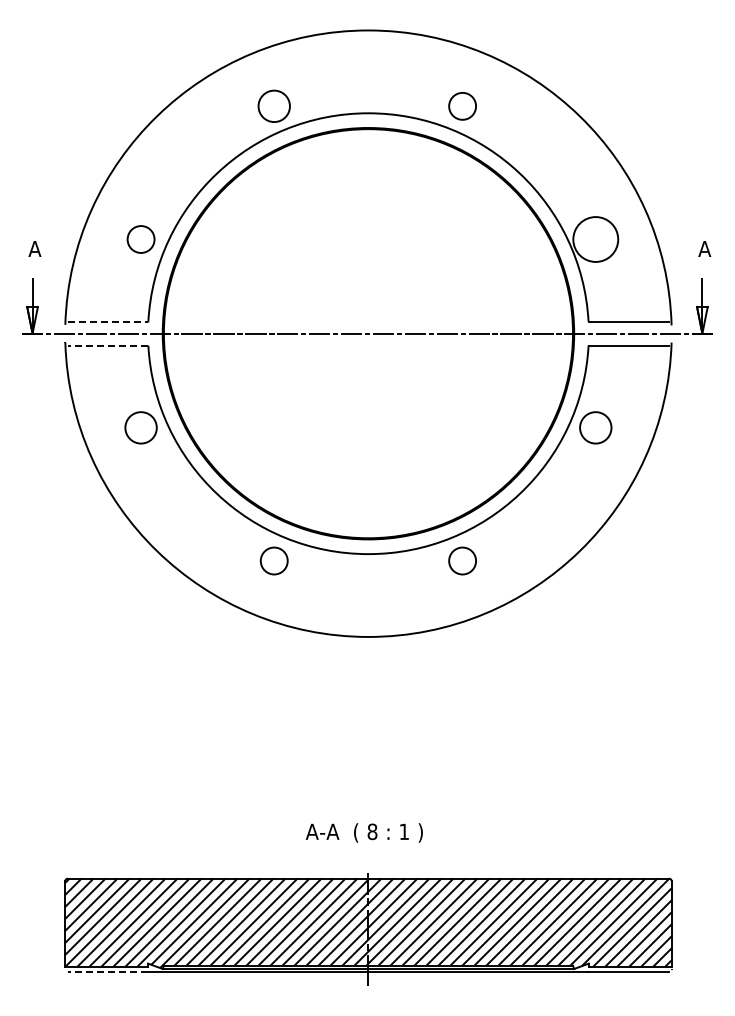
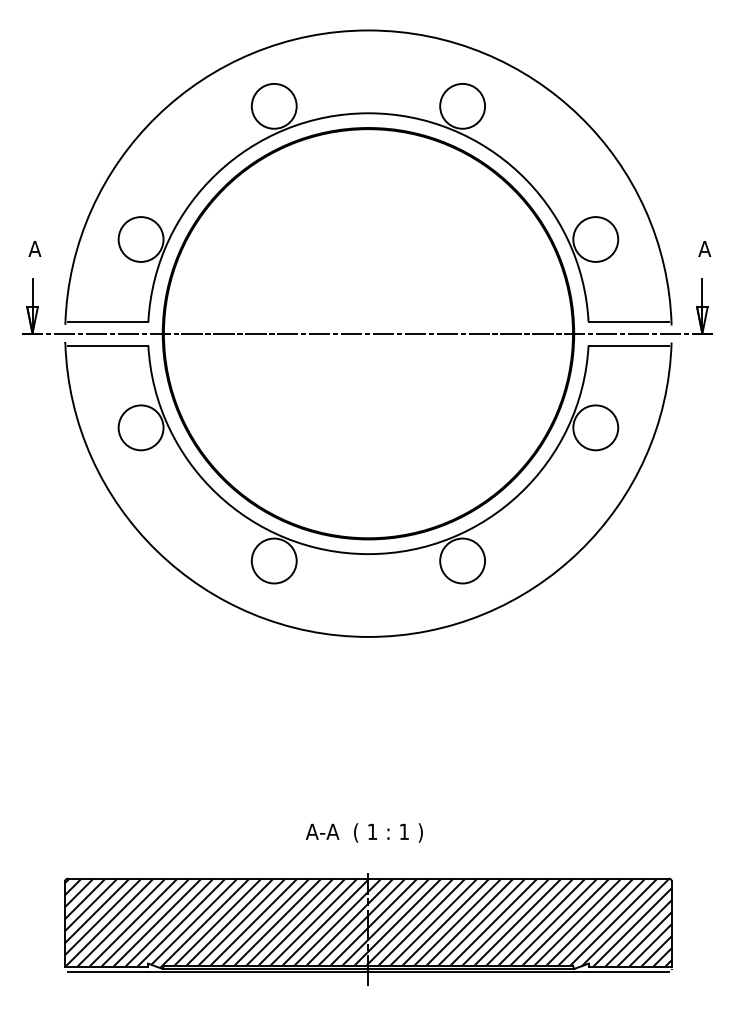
circle diameter: 27 px -> 45 px (462, 105)
circle diameter: 31 px -> 45 px (273, 105)
circle diameter: 27 px -> 45 px (140, 239)
line: dashed -> solid (108, 321)
line: dashed -> solid (107, 345)
circle diameter: 31 px -> 45 px (140, 427)
circle diameter: 31 px -> 45 px (595, 427)
circle diameter: 27 px -> 45 px (273, 560)
circle diameter: 27 px -> 45 px (462, 560)
text: 8 -> 1 (372, 831)
line: dashed -> solid (107, 972)
